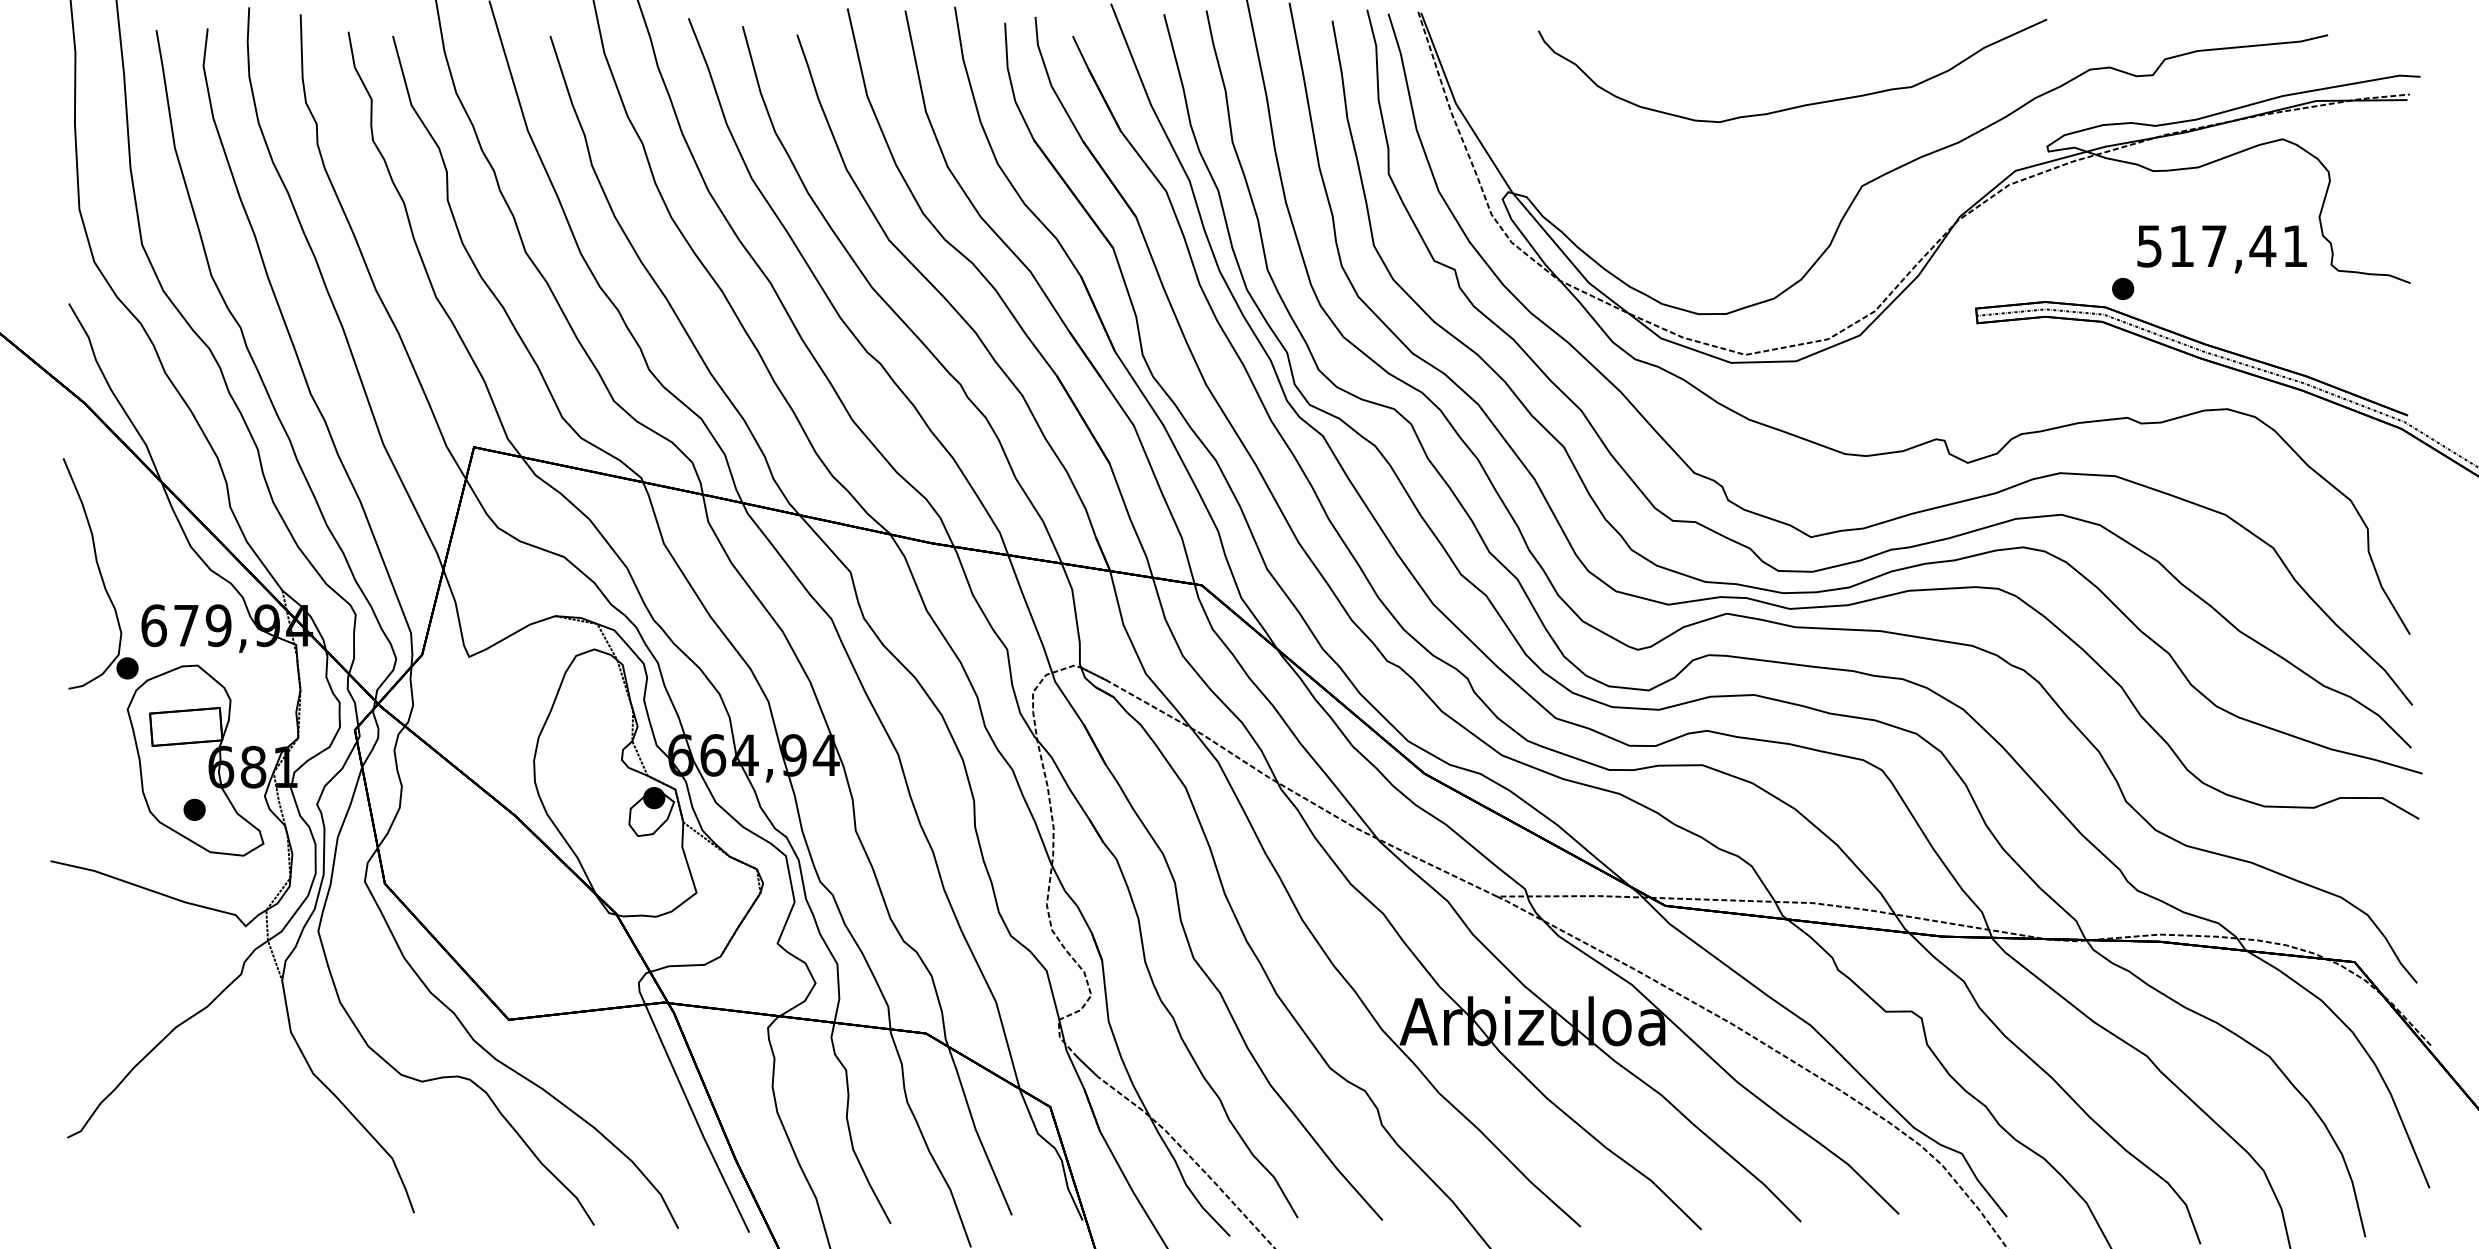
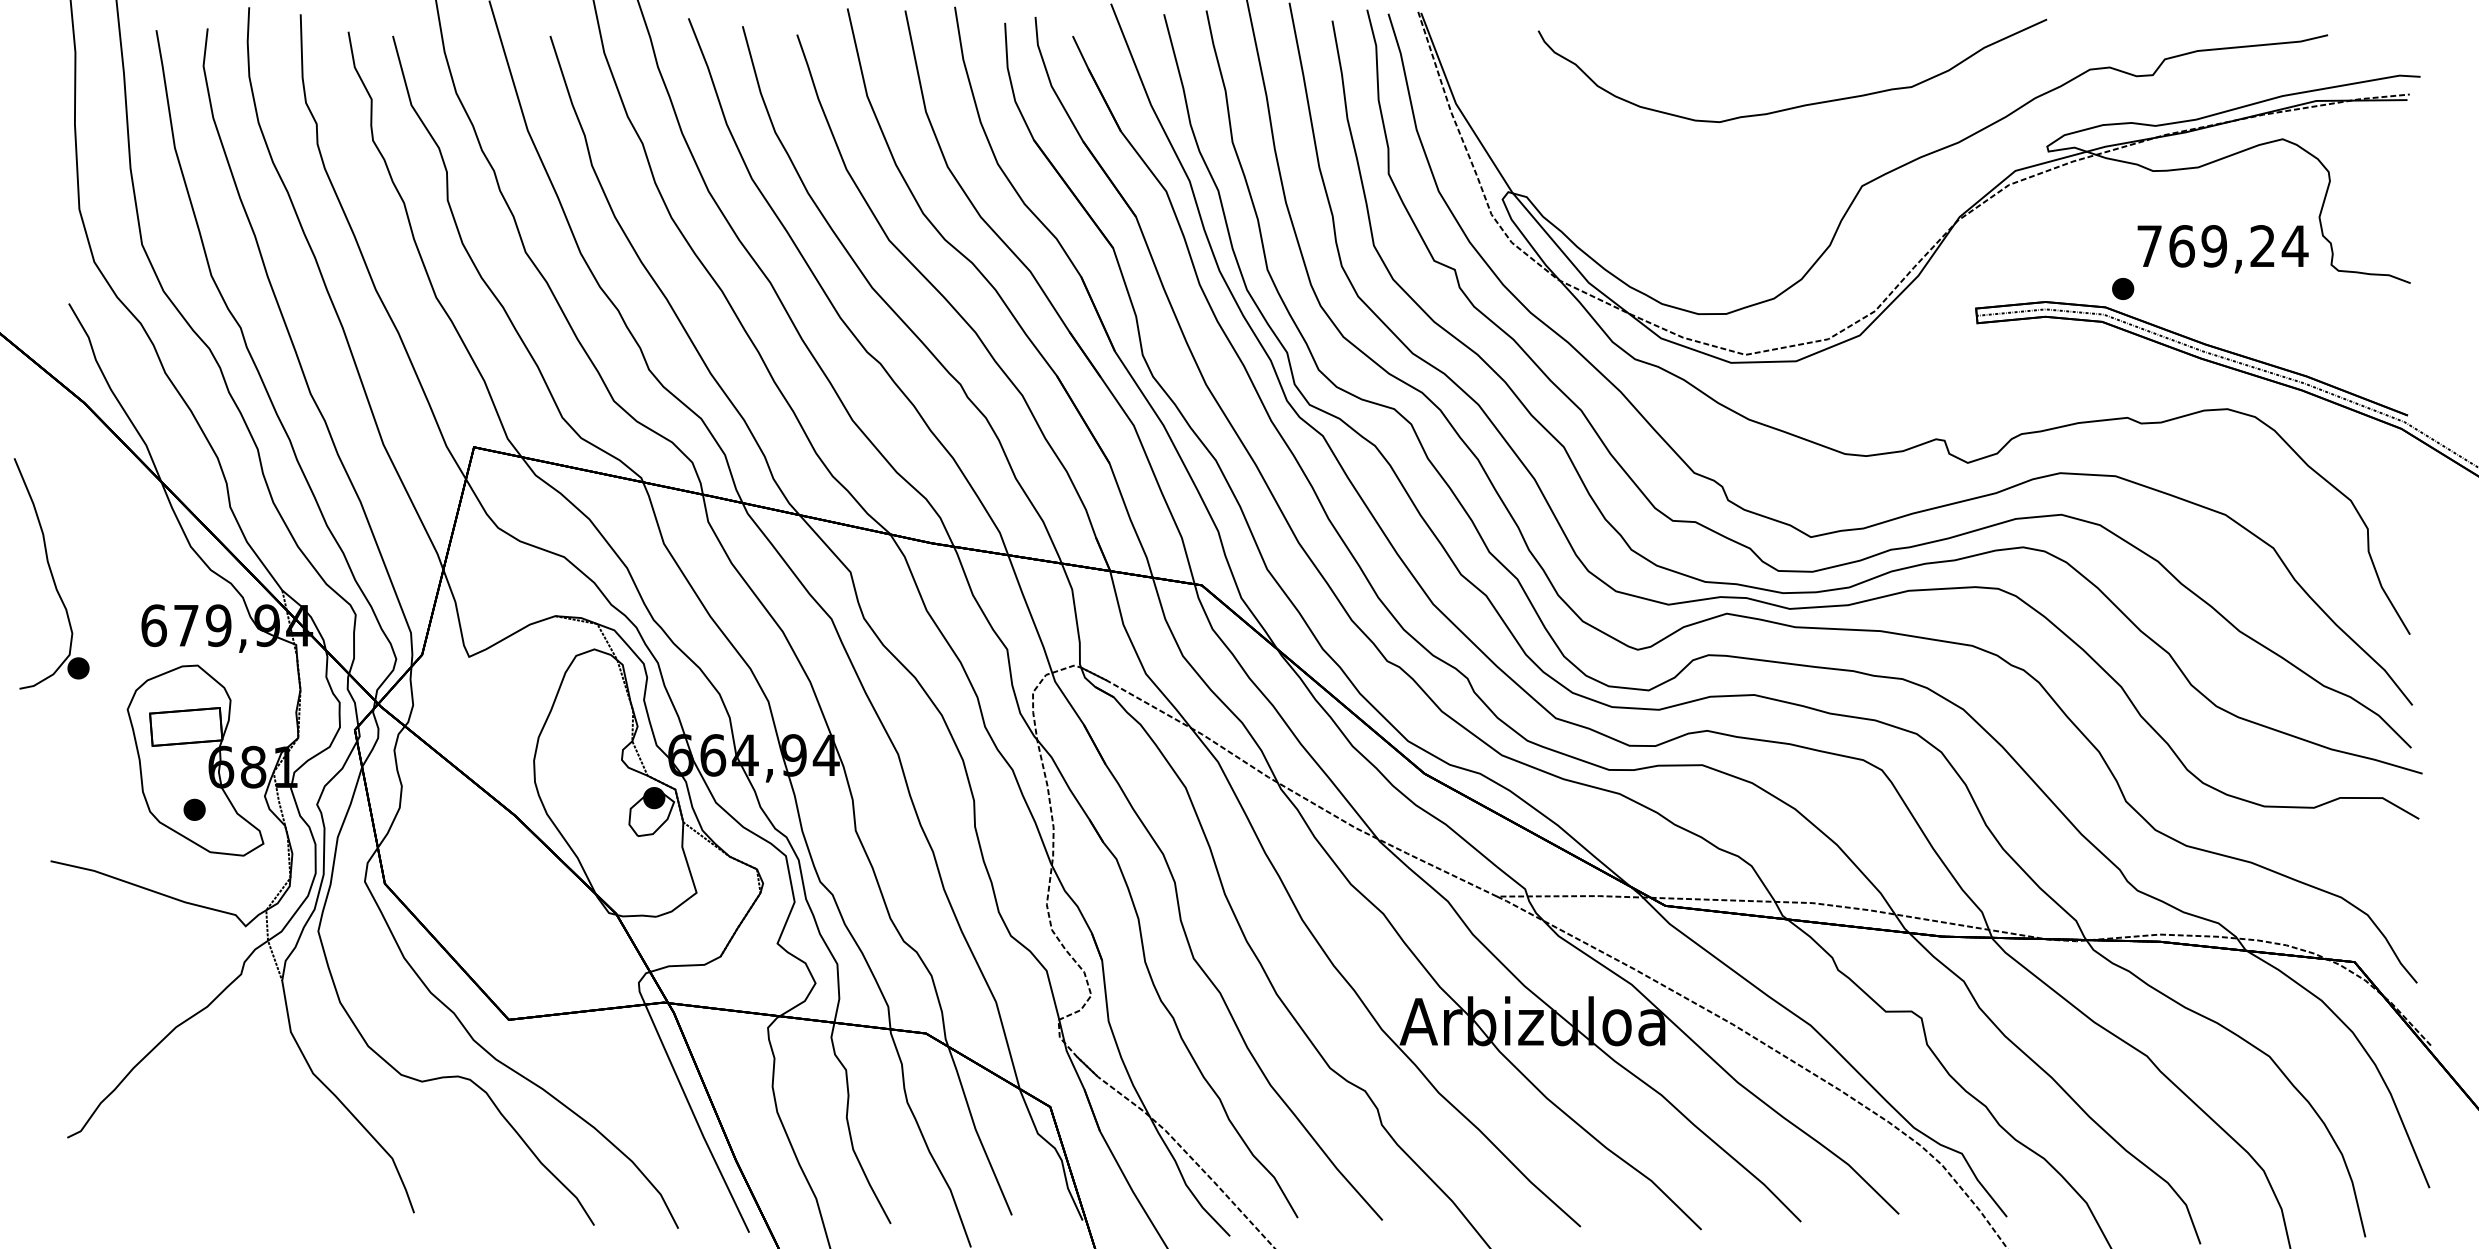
text: 517,41 -> 769,24 (2222, 246)
part position: (100, 573) -> (51, 573) (51, 573)
